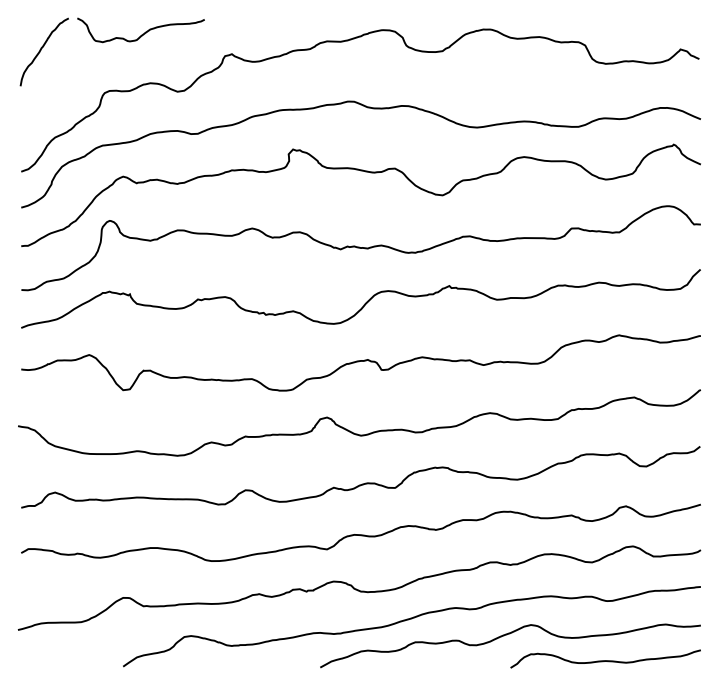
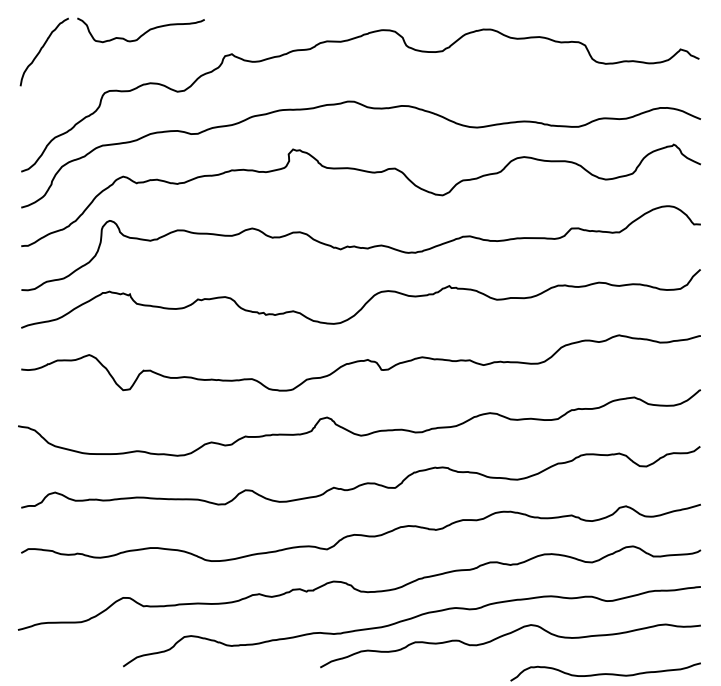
curve position: (605, 660) -> (605, 673) (605, 673)
